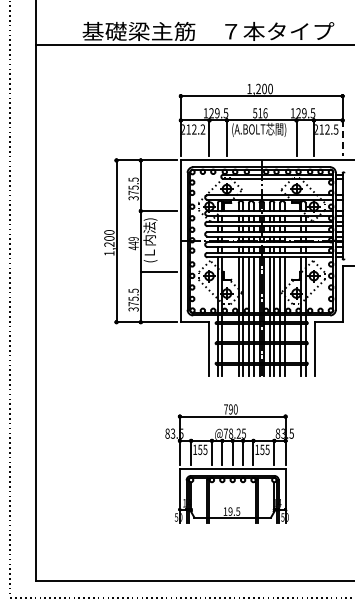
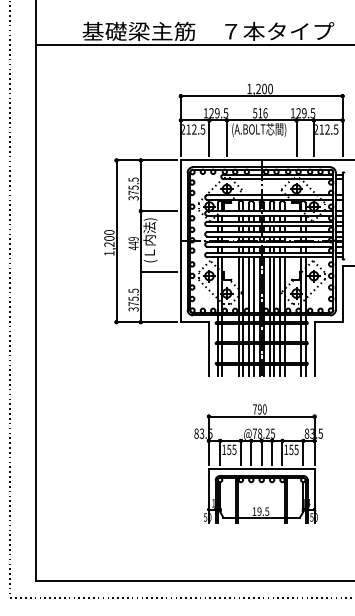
text: 212.2 -> 212.5 (202, 129)
line: dashed -> solid (342, 138)
part position: (229, 463) -> (258, 463) (258, 463)
